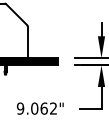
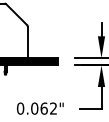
text: 9.062" -> 0.062" (20, 108)
